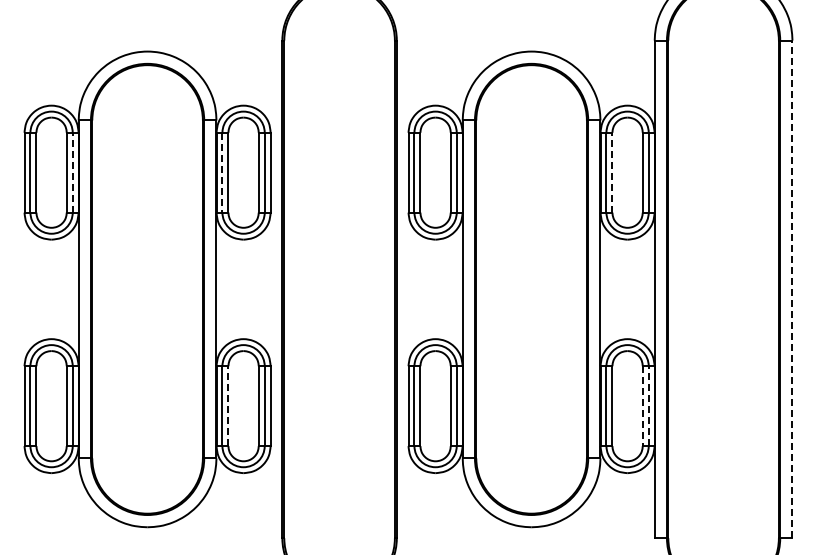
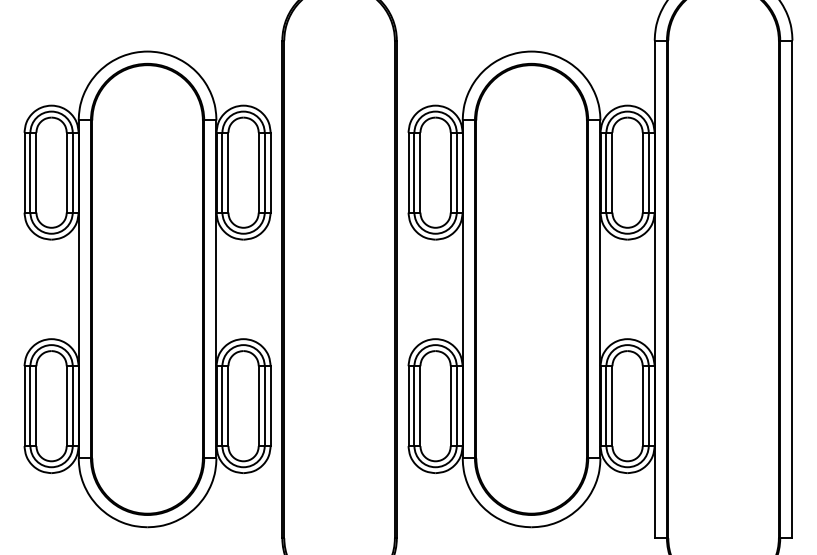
line: dashed -> solid (72, 172)
line: dashed -> solid (222, 172)
line: dashed -> solid (612, 172)
line: dashed -> solid (792, 289)
line: dashed -> solid (228, 406)
line: dashed -> solid (642, 406)
line: dashed -> solid (648, 406)
